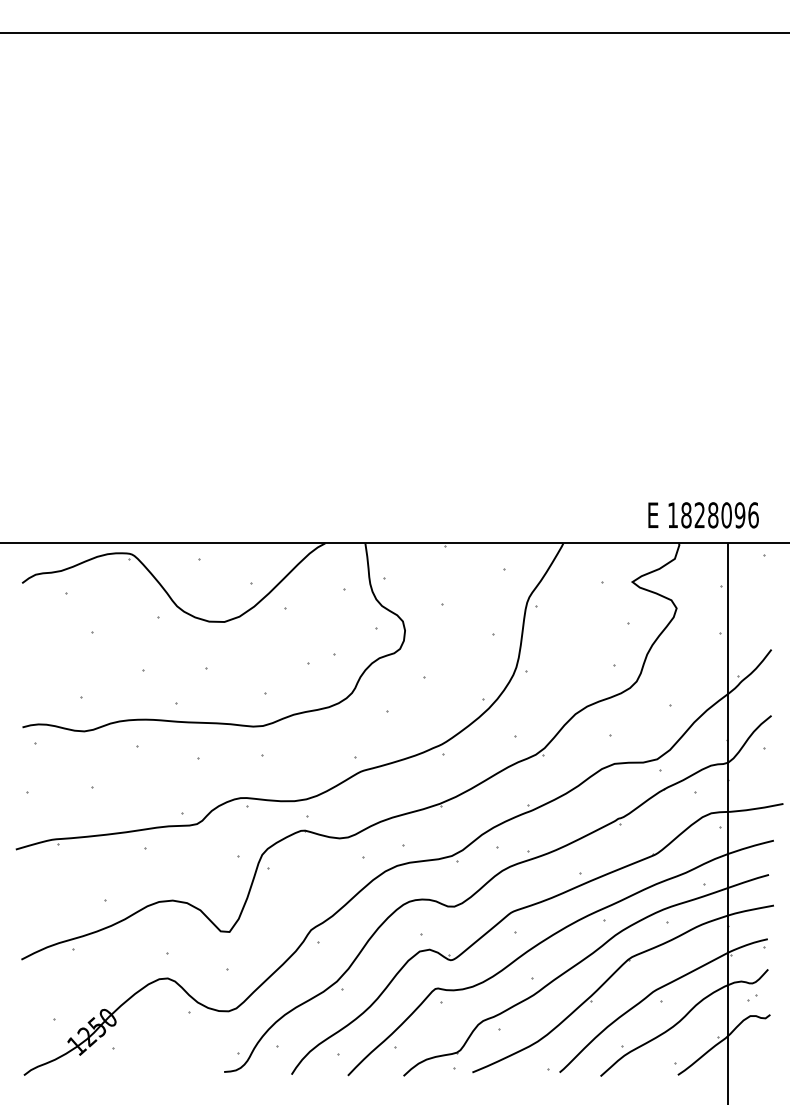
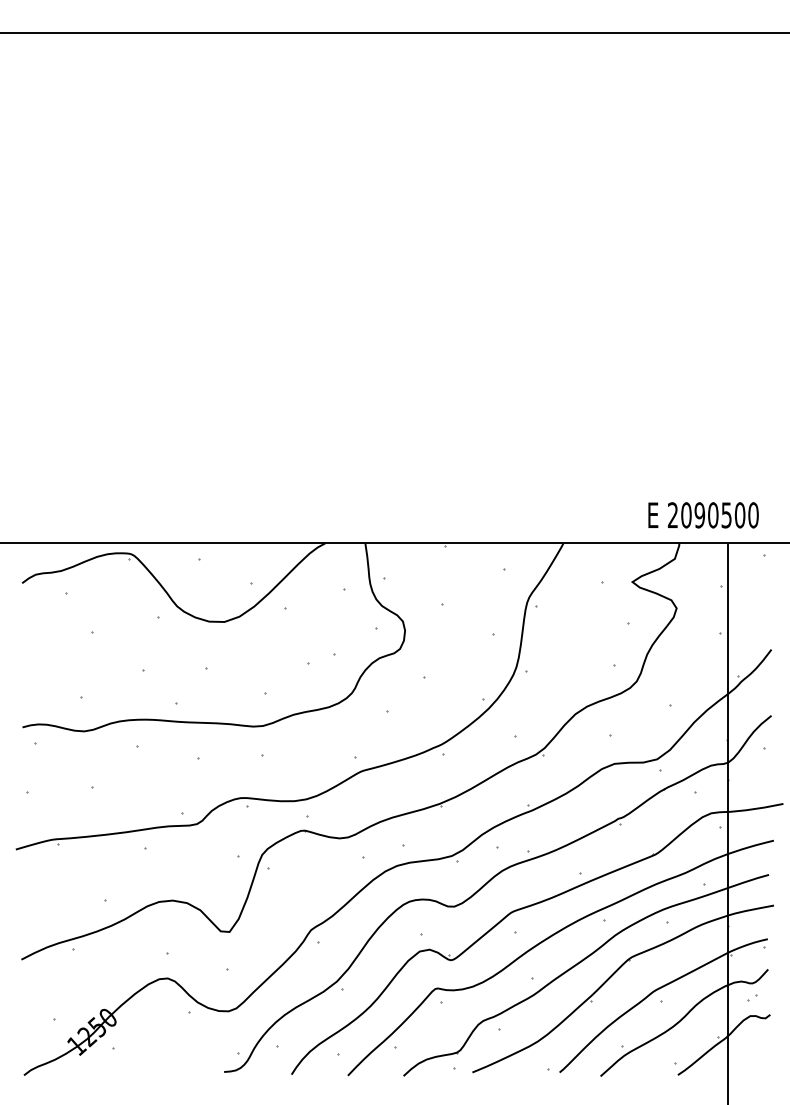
text: 1828096 -> 2090500 (713, 515)
